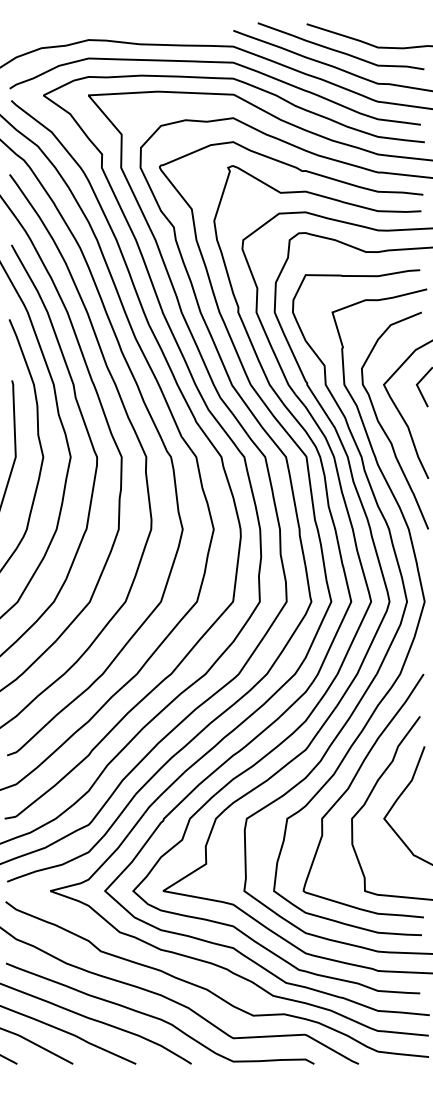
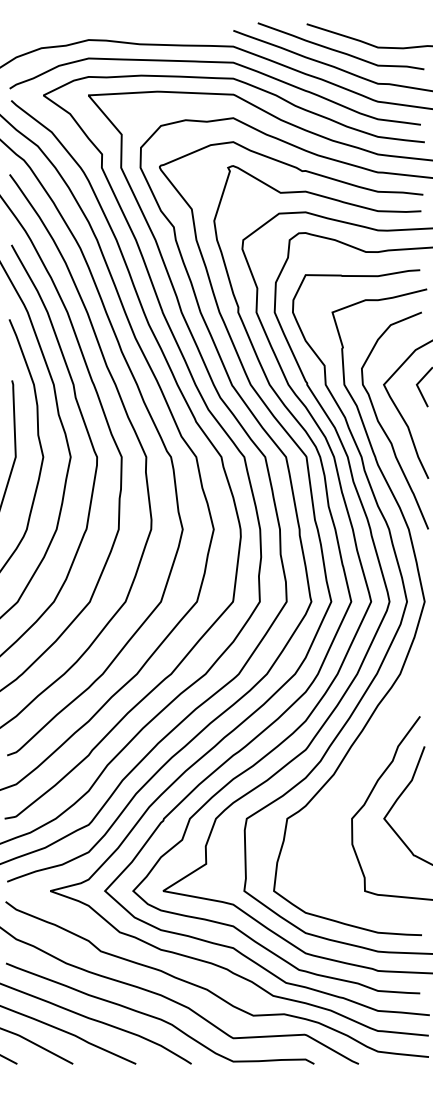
curve: present -> none (351, 785)
